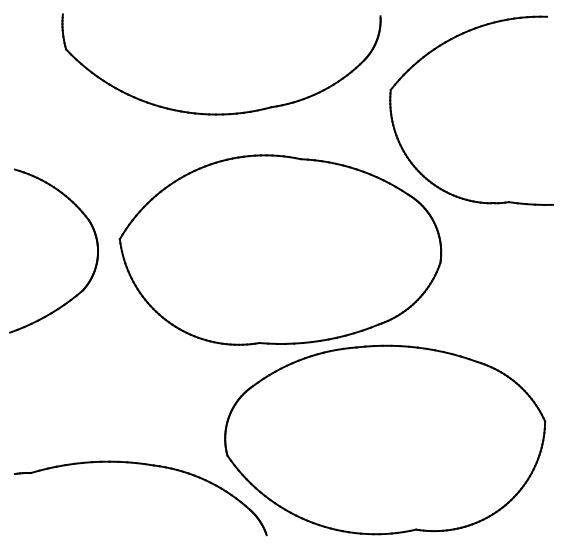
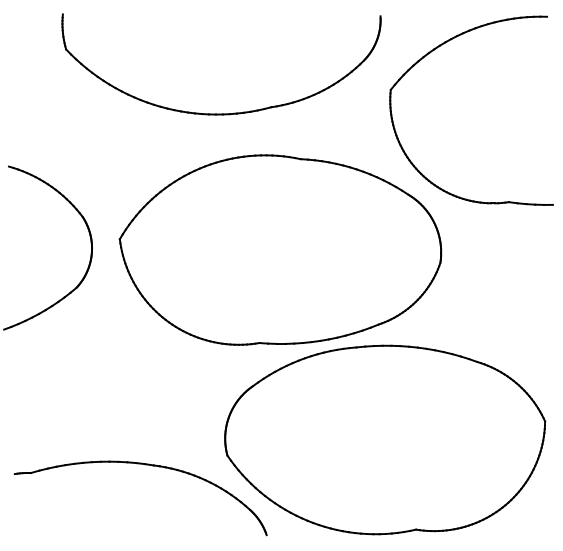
part position: (96, 246) -> (90, 243) (90, 243)
